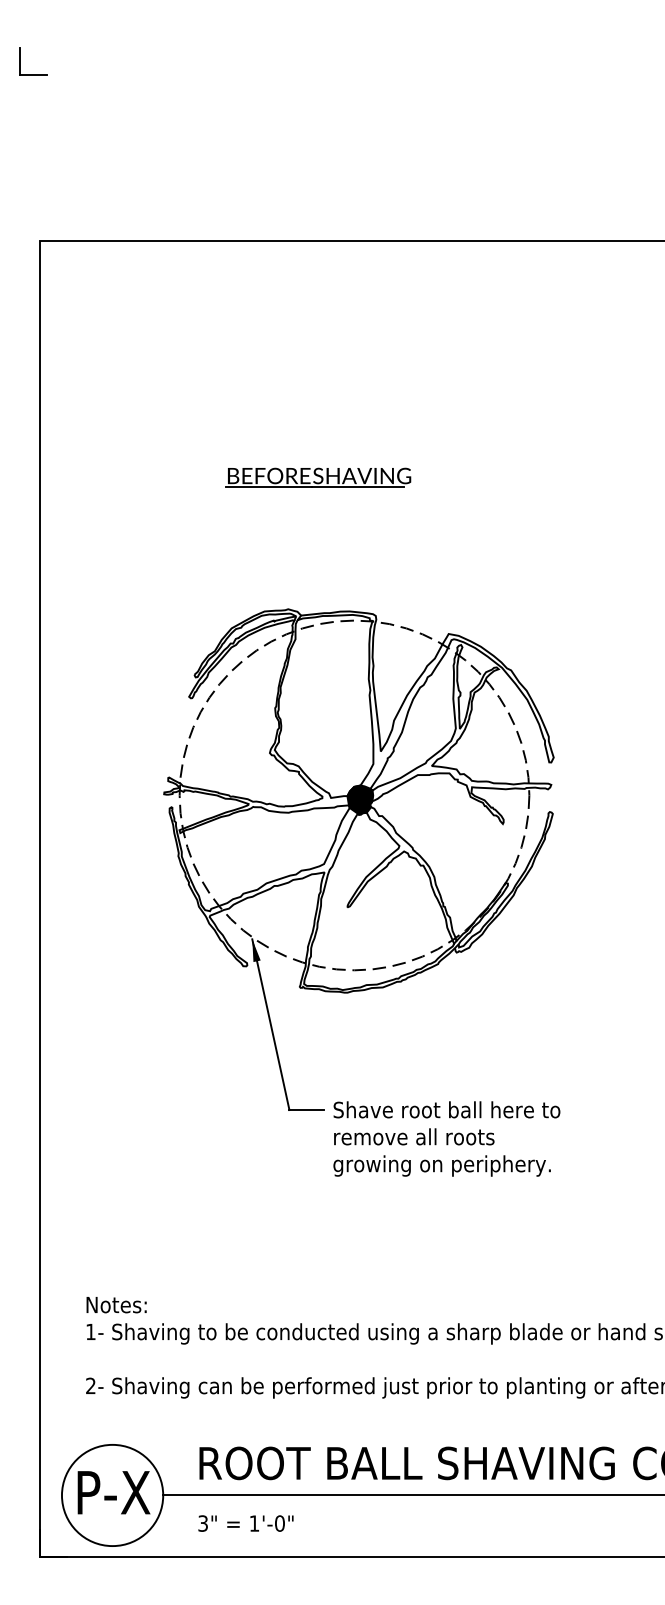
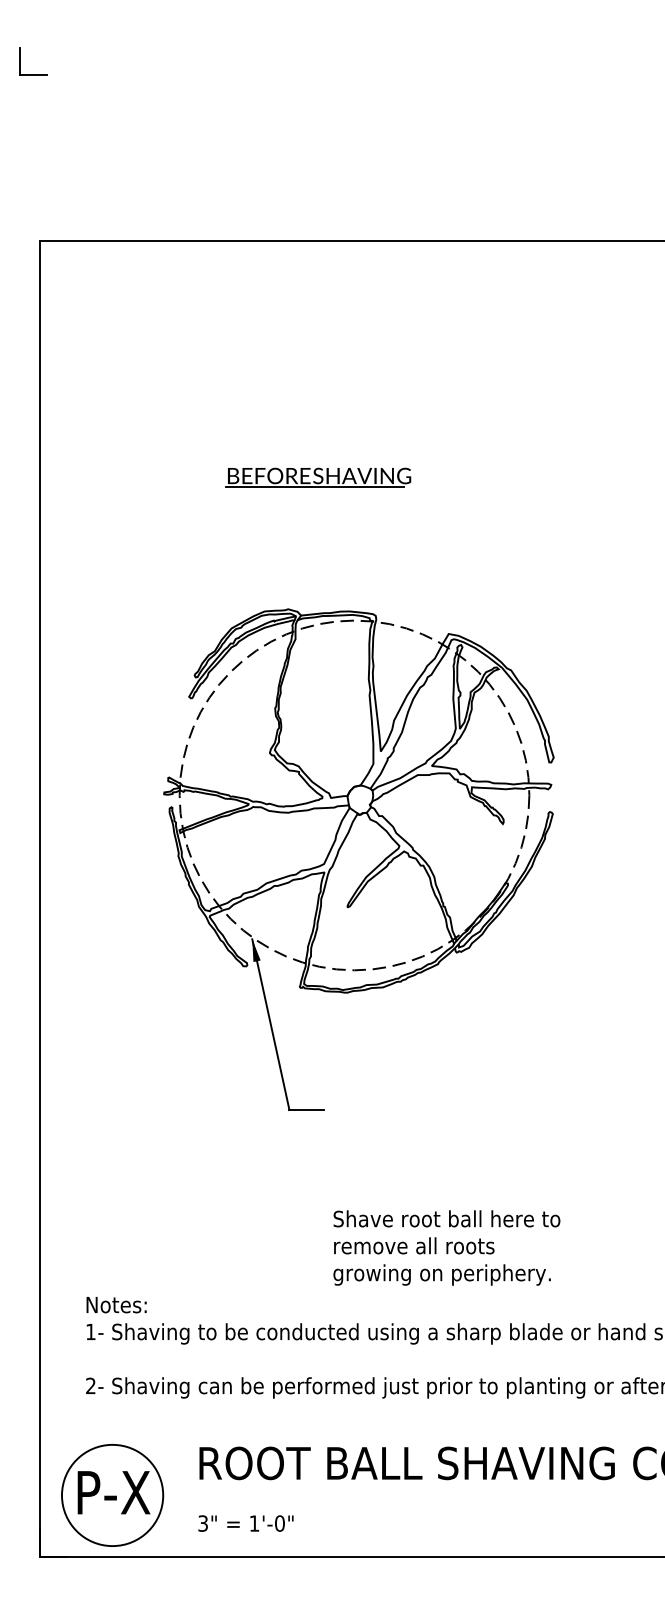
fill: present -> none (360, 799)
text position: (446, 1138) -> (446, 1247) (446, 1247)
line: present -> none (412, 1495)
